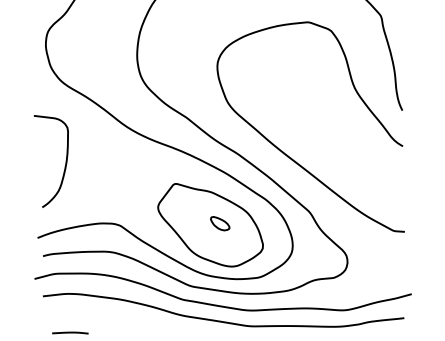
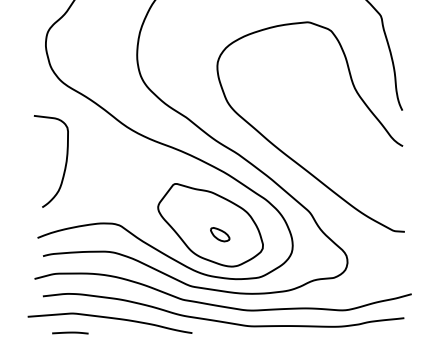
part position: (220, 223) -> (220, 234) (220, 234)
curve: none -> present (109, 318)
